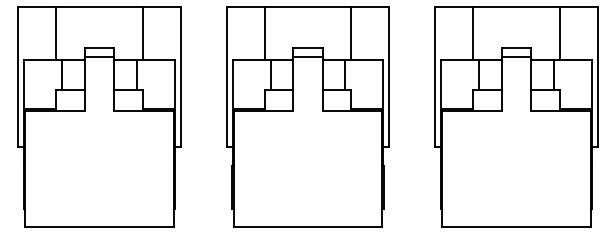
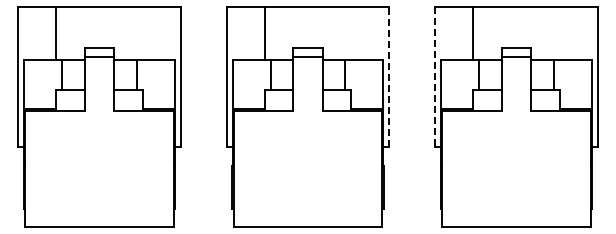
line: present -> none (142, 33)
line: present -> none (351, 33)
line: present -> none (559, 33)
line: solid -> dashed (389, 76)
line: solid -> dashed (435, 76)
